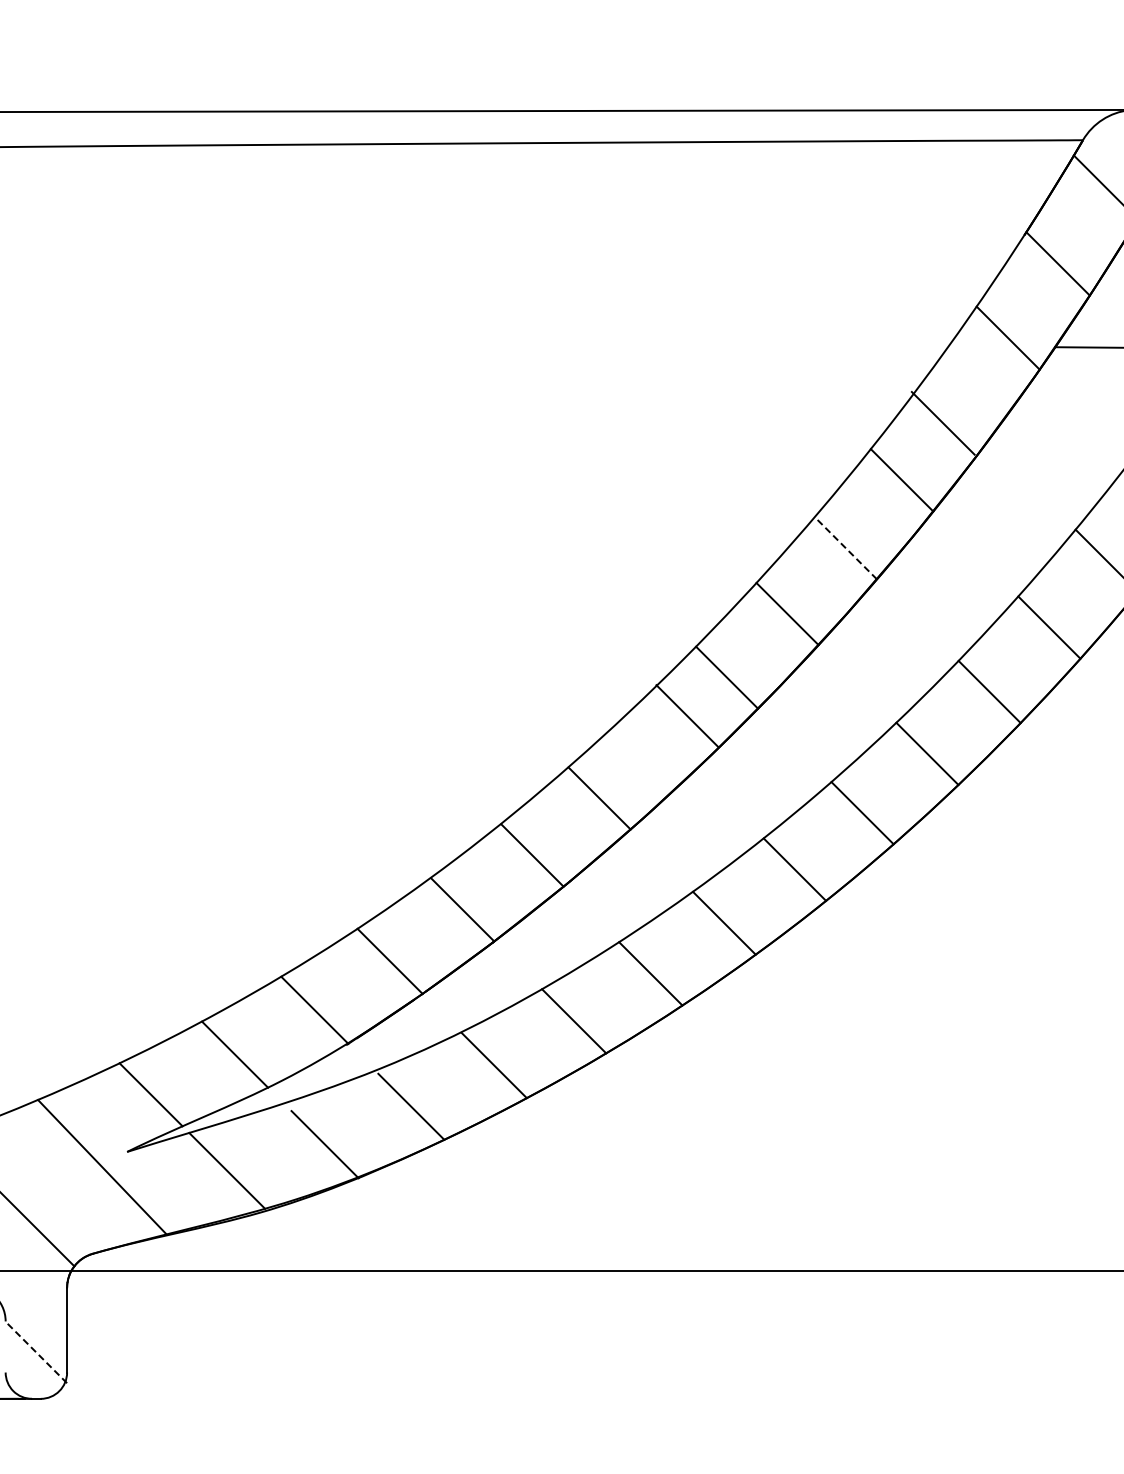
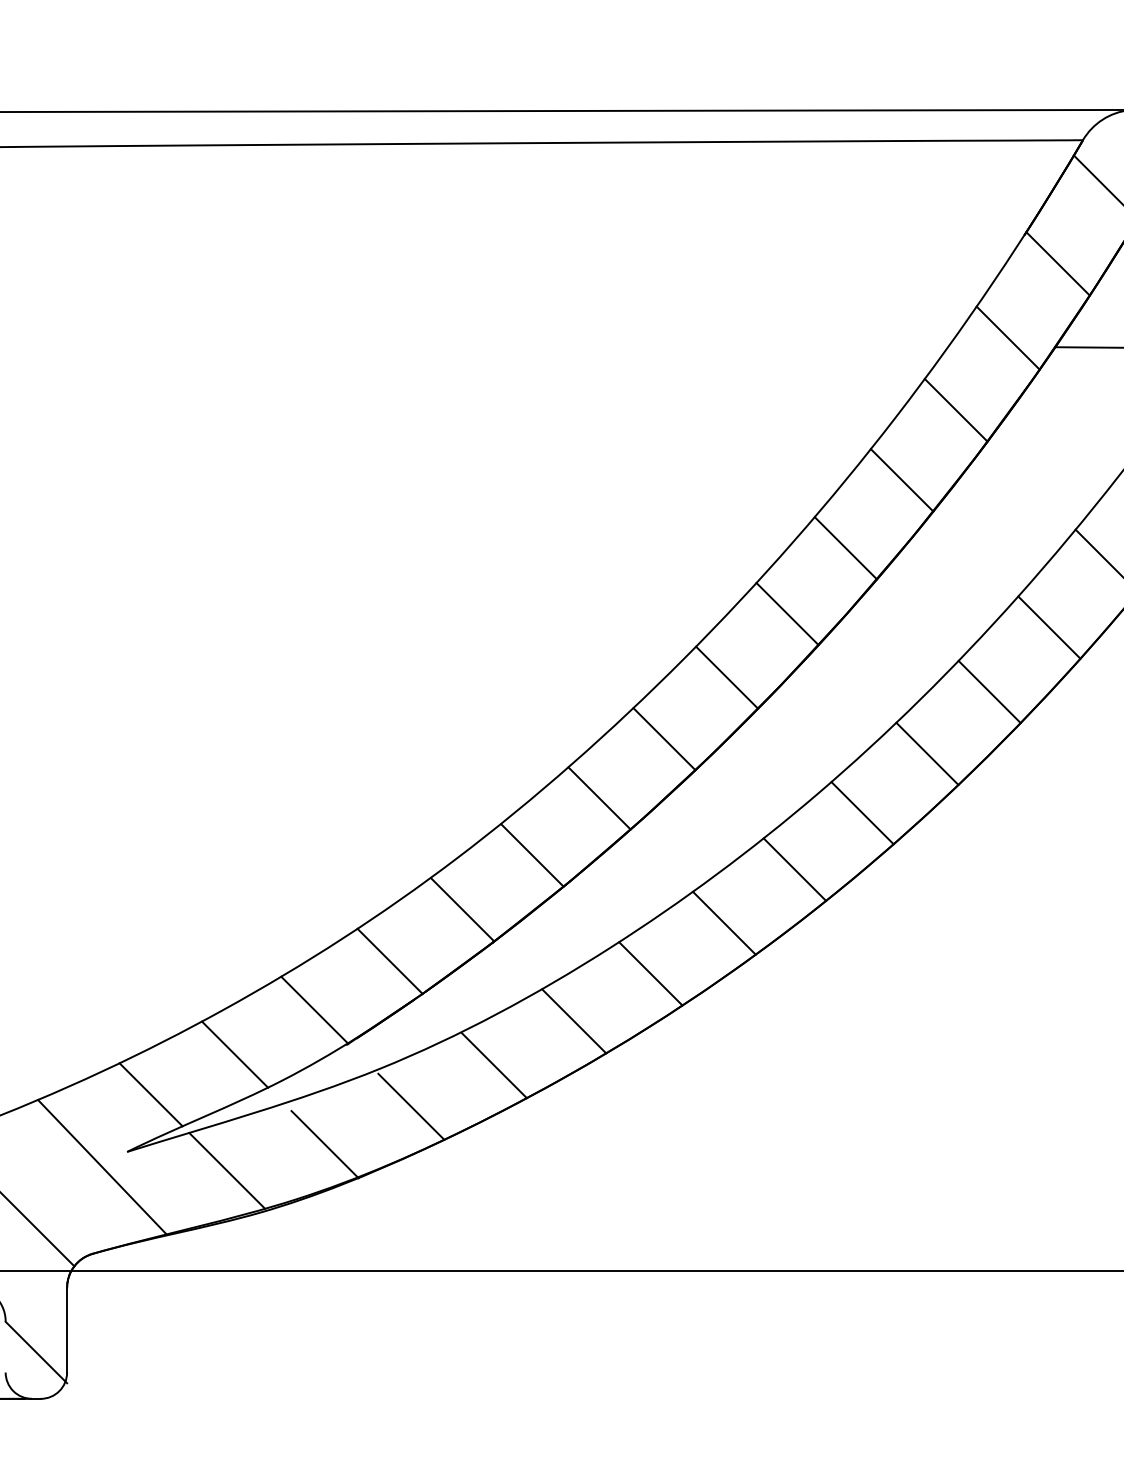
line position: (942, 423) -> (955, 410) (955, 410)
line: dashed -> solid (845, 547)
line position: (687, 716) -> (664, 739) (664, 739)
line: dashed -> solid (36, 1352)
